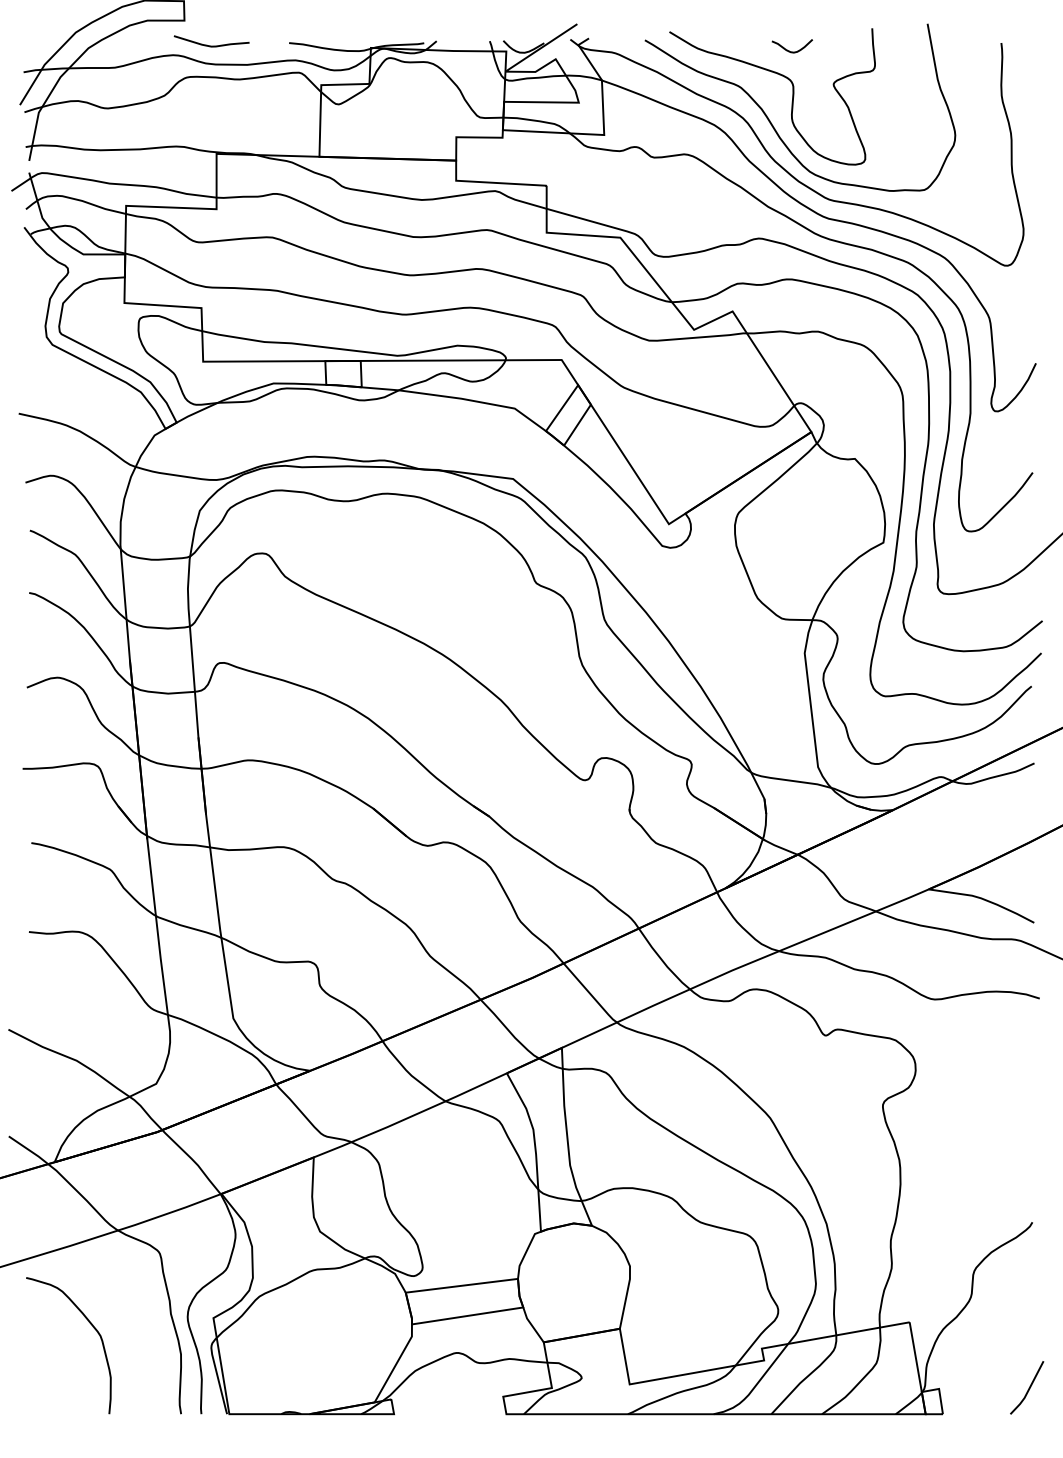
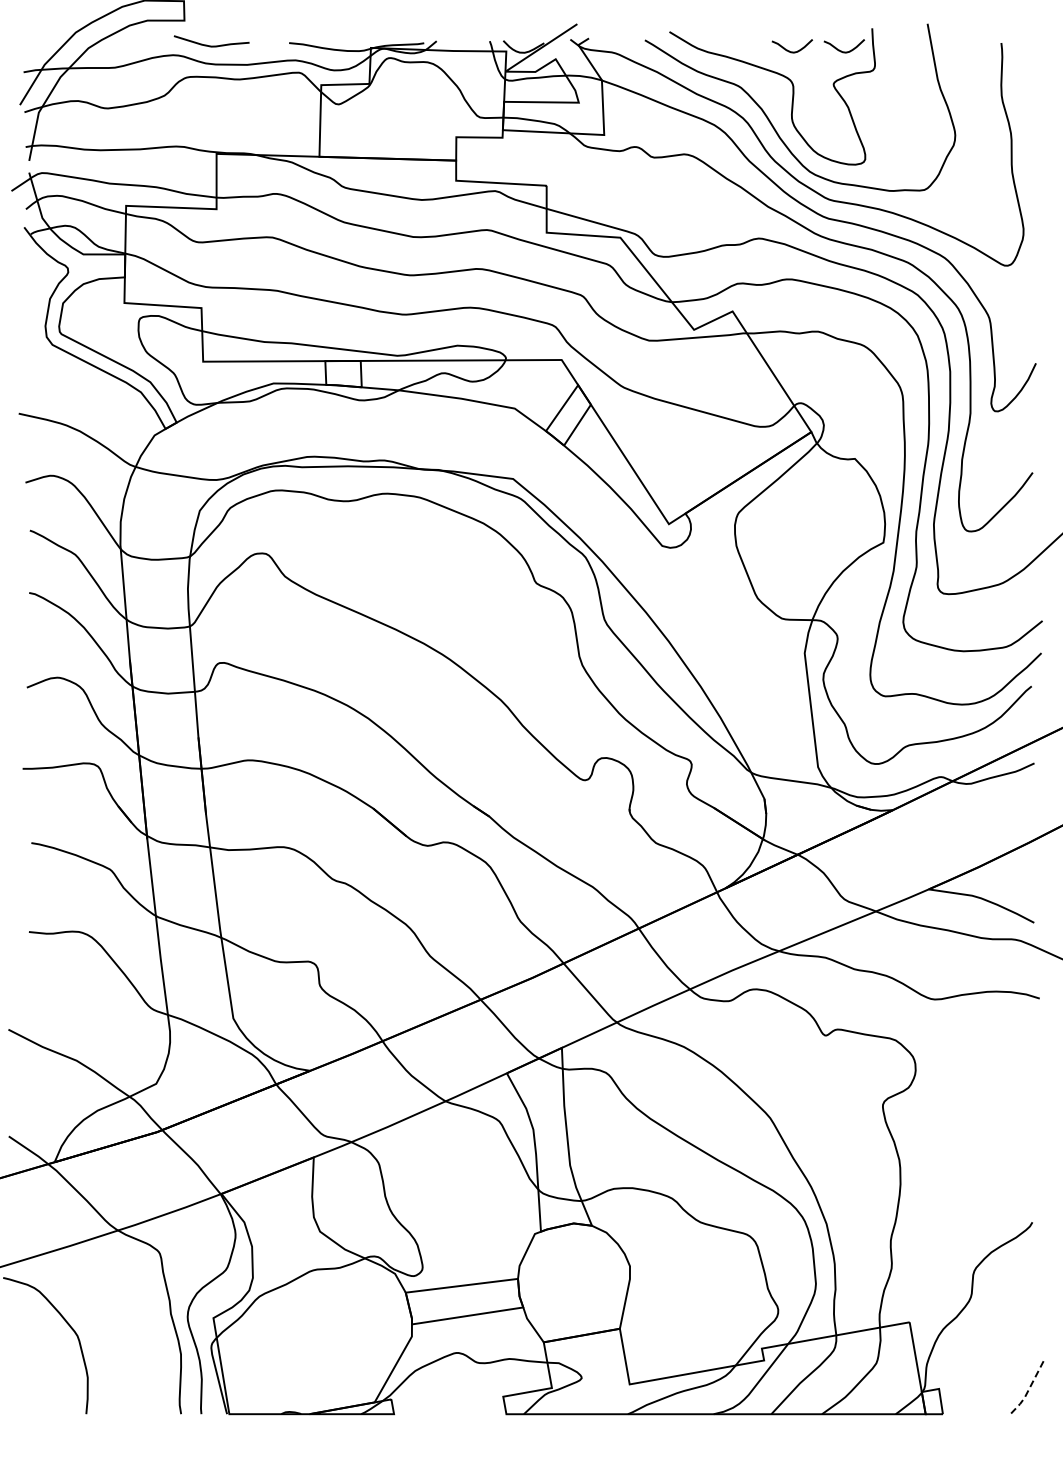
curve: none -> present (841, 50)
curve position: (93, 1328) -> (70, 1328) (70, 1328)
line: solid -> dashed (1028, 1390)
